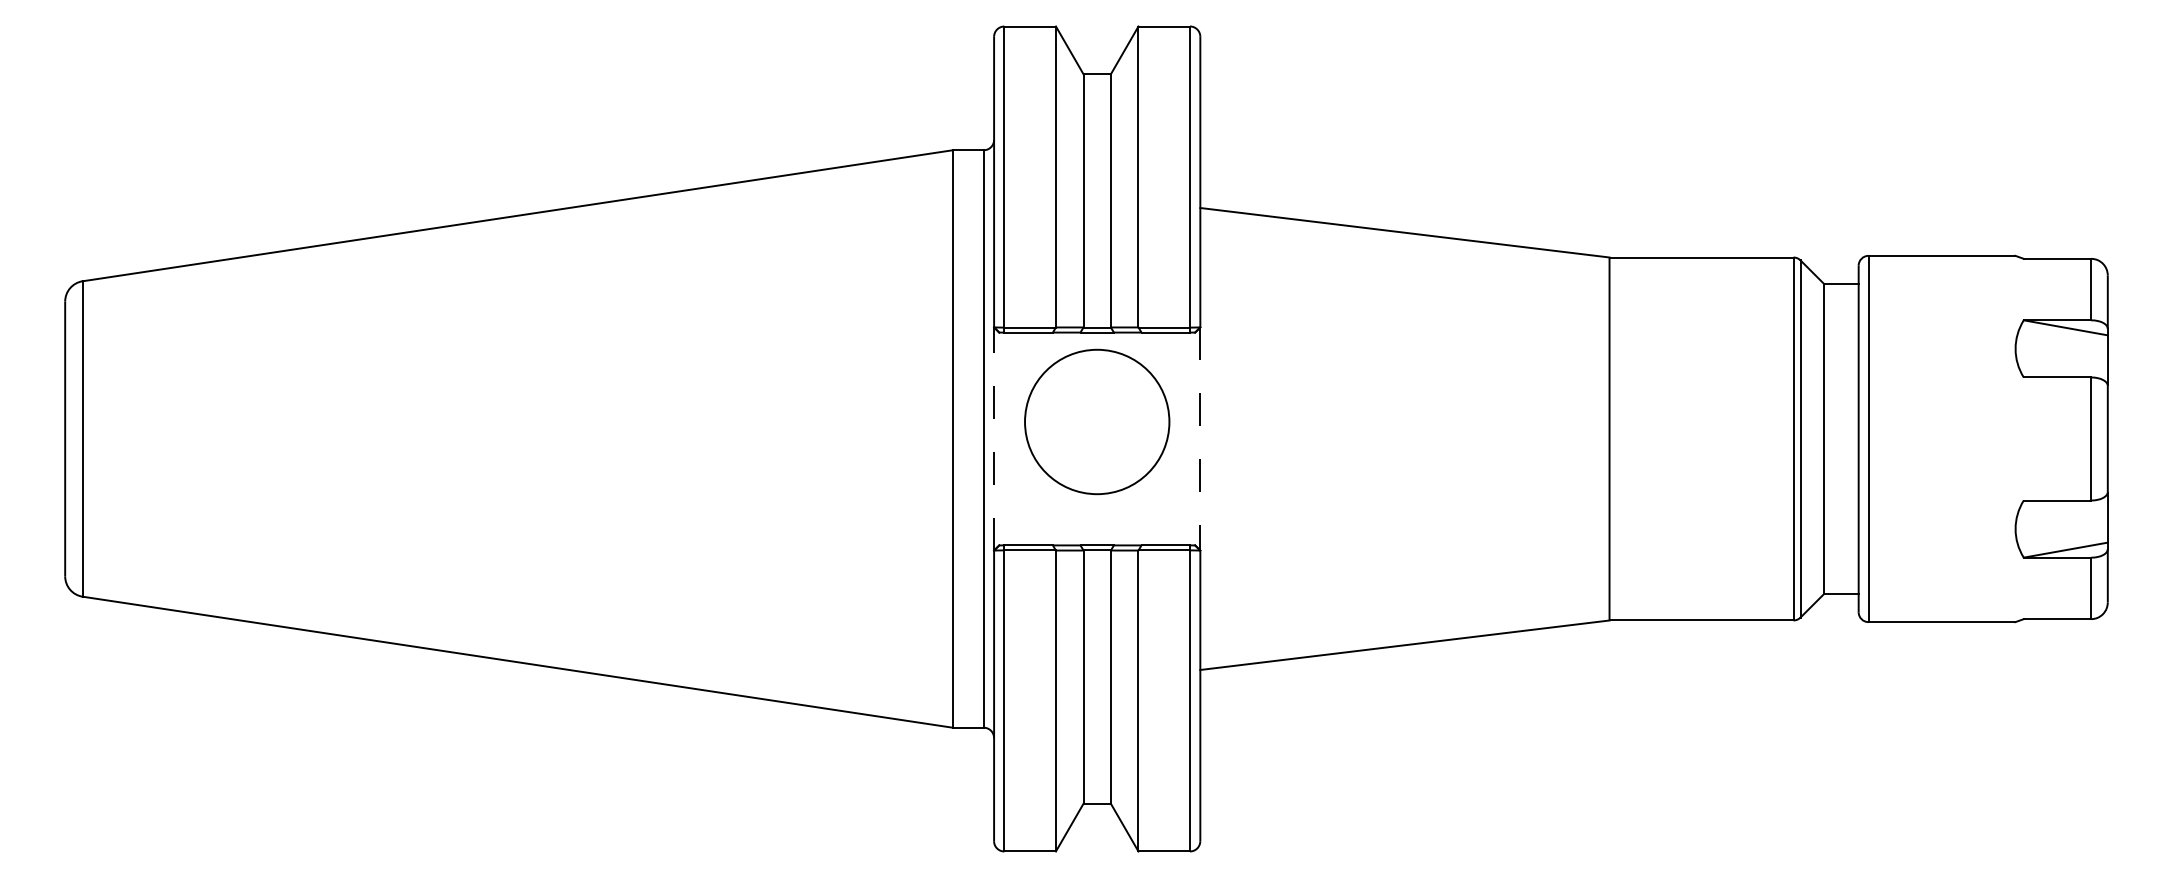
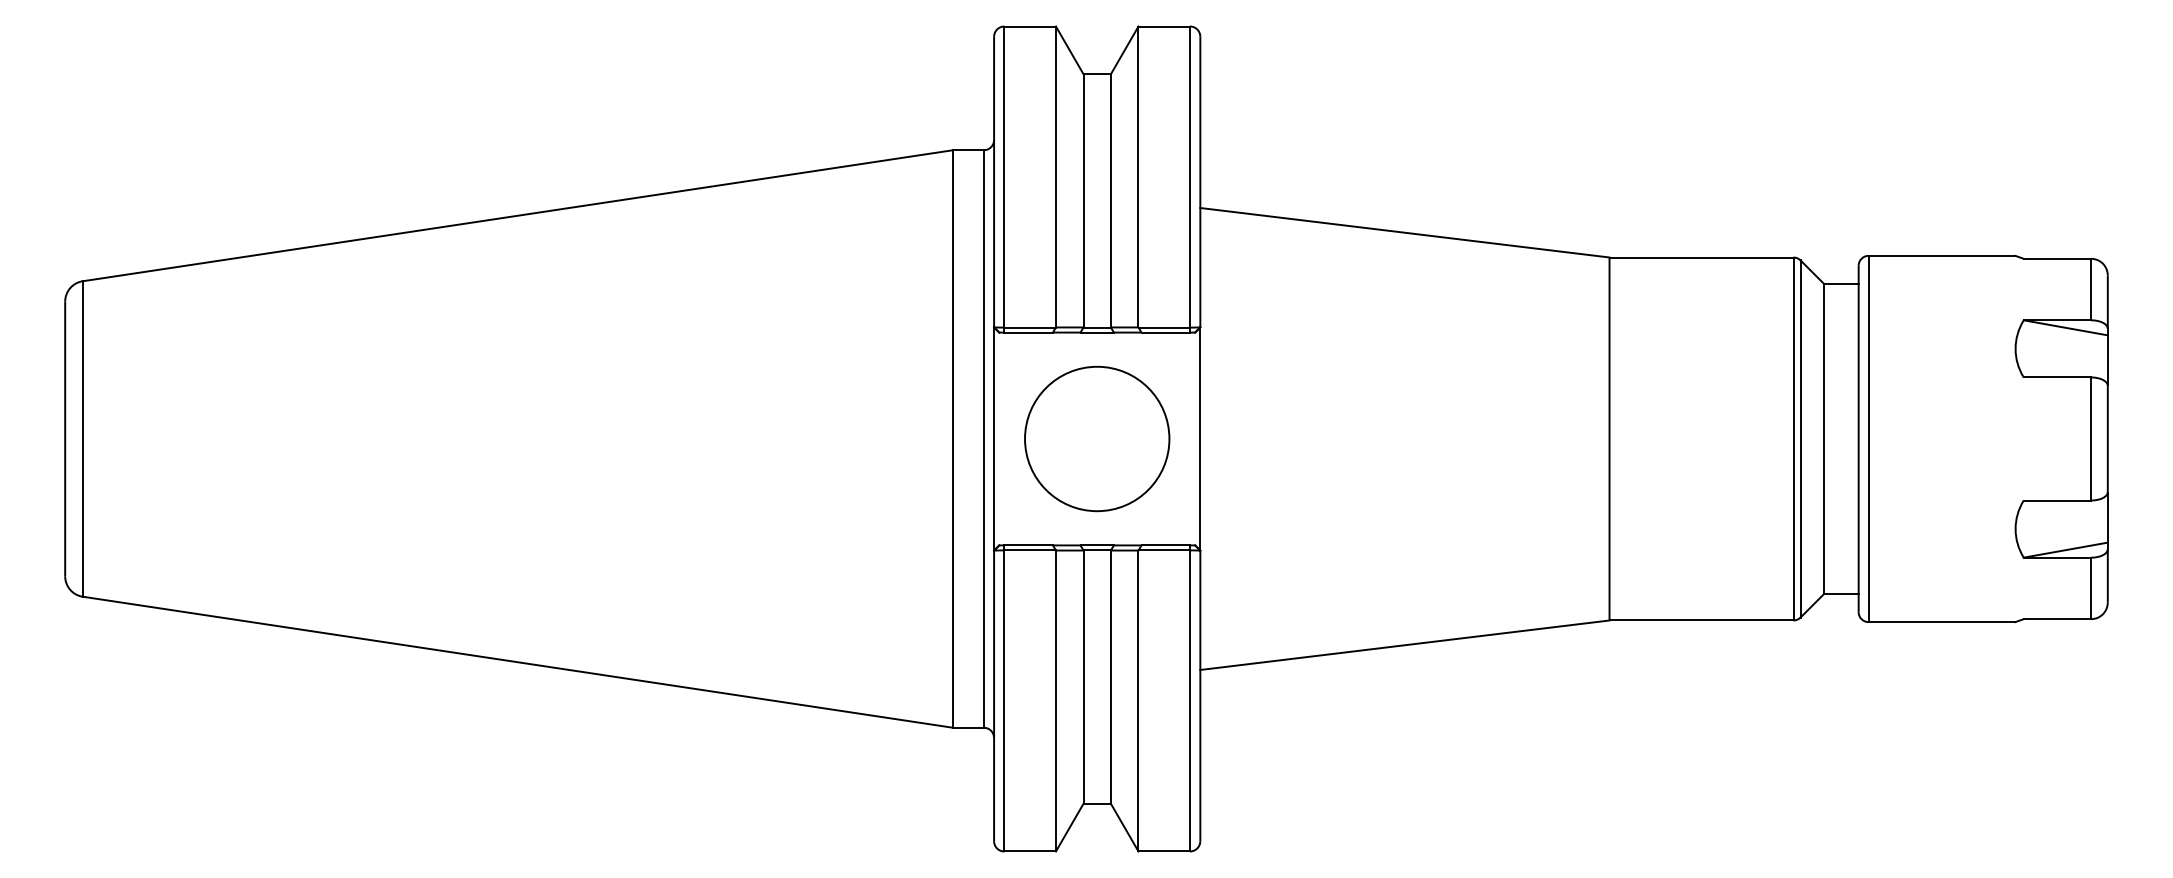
circle position: (1097, 421) -> (1097, 438) (1097, 438)
line: dashed -> solid (994, 439)
line: dashed -> solid (1200, 439)
